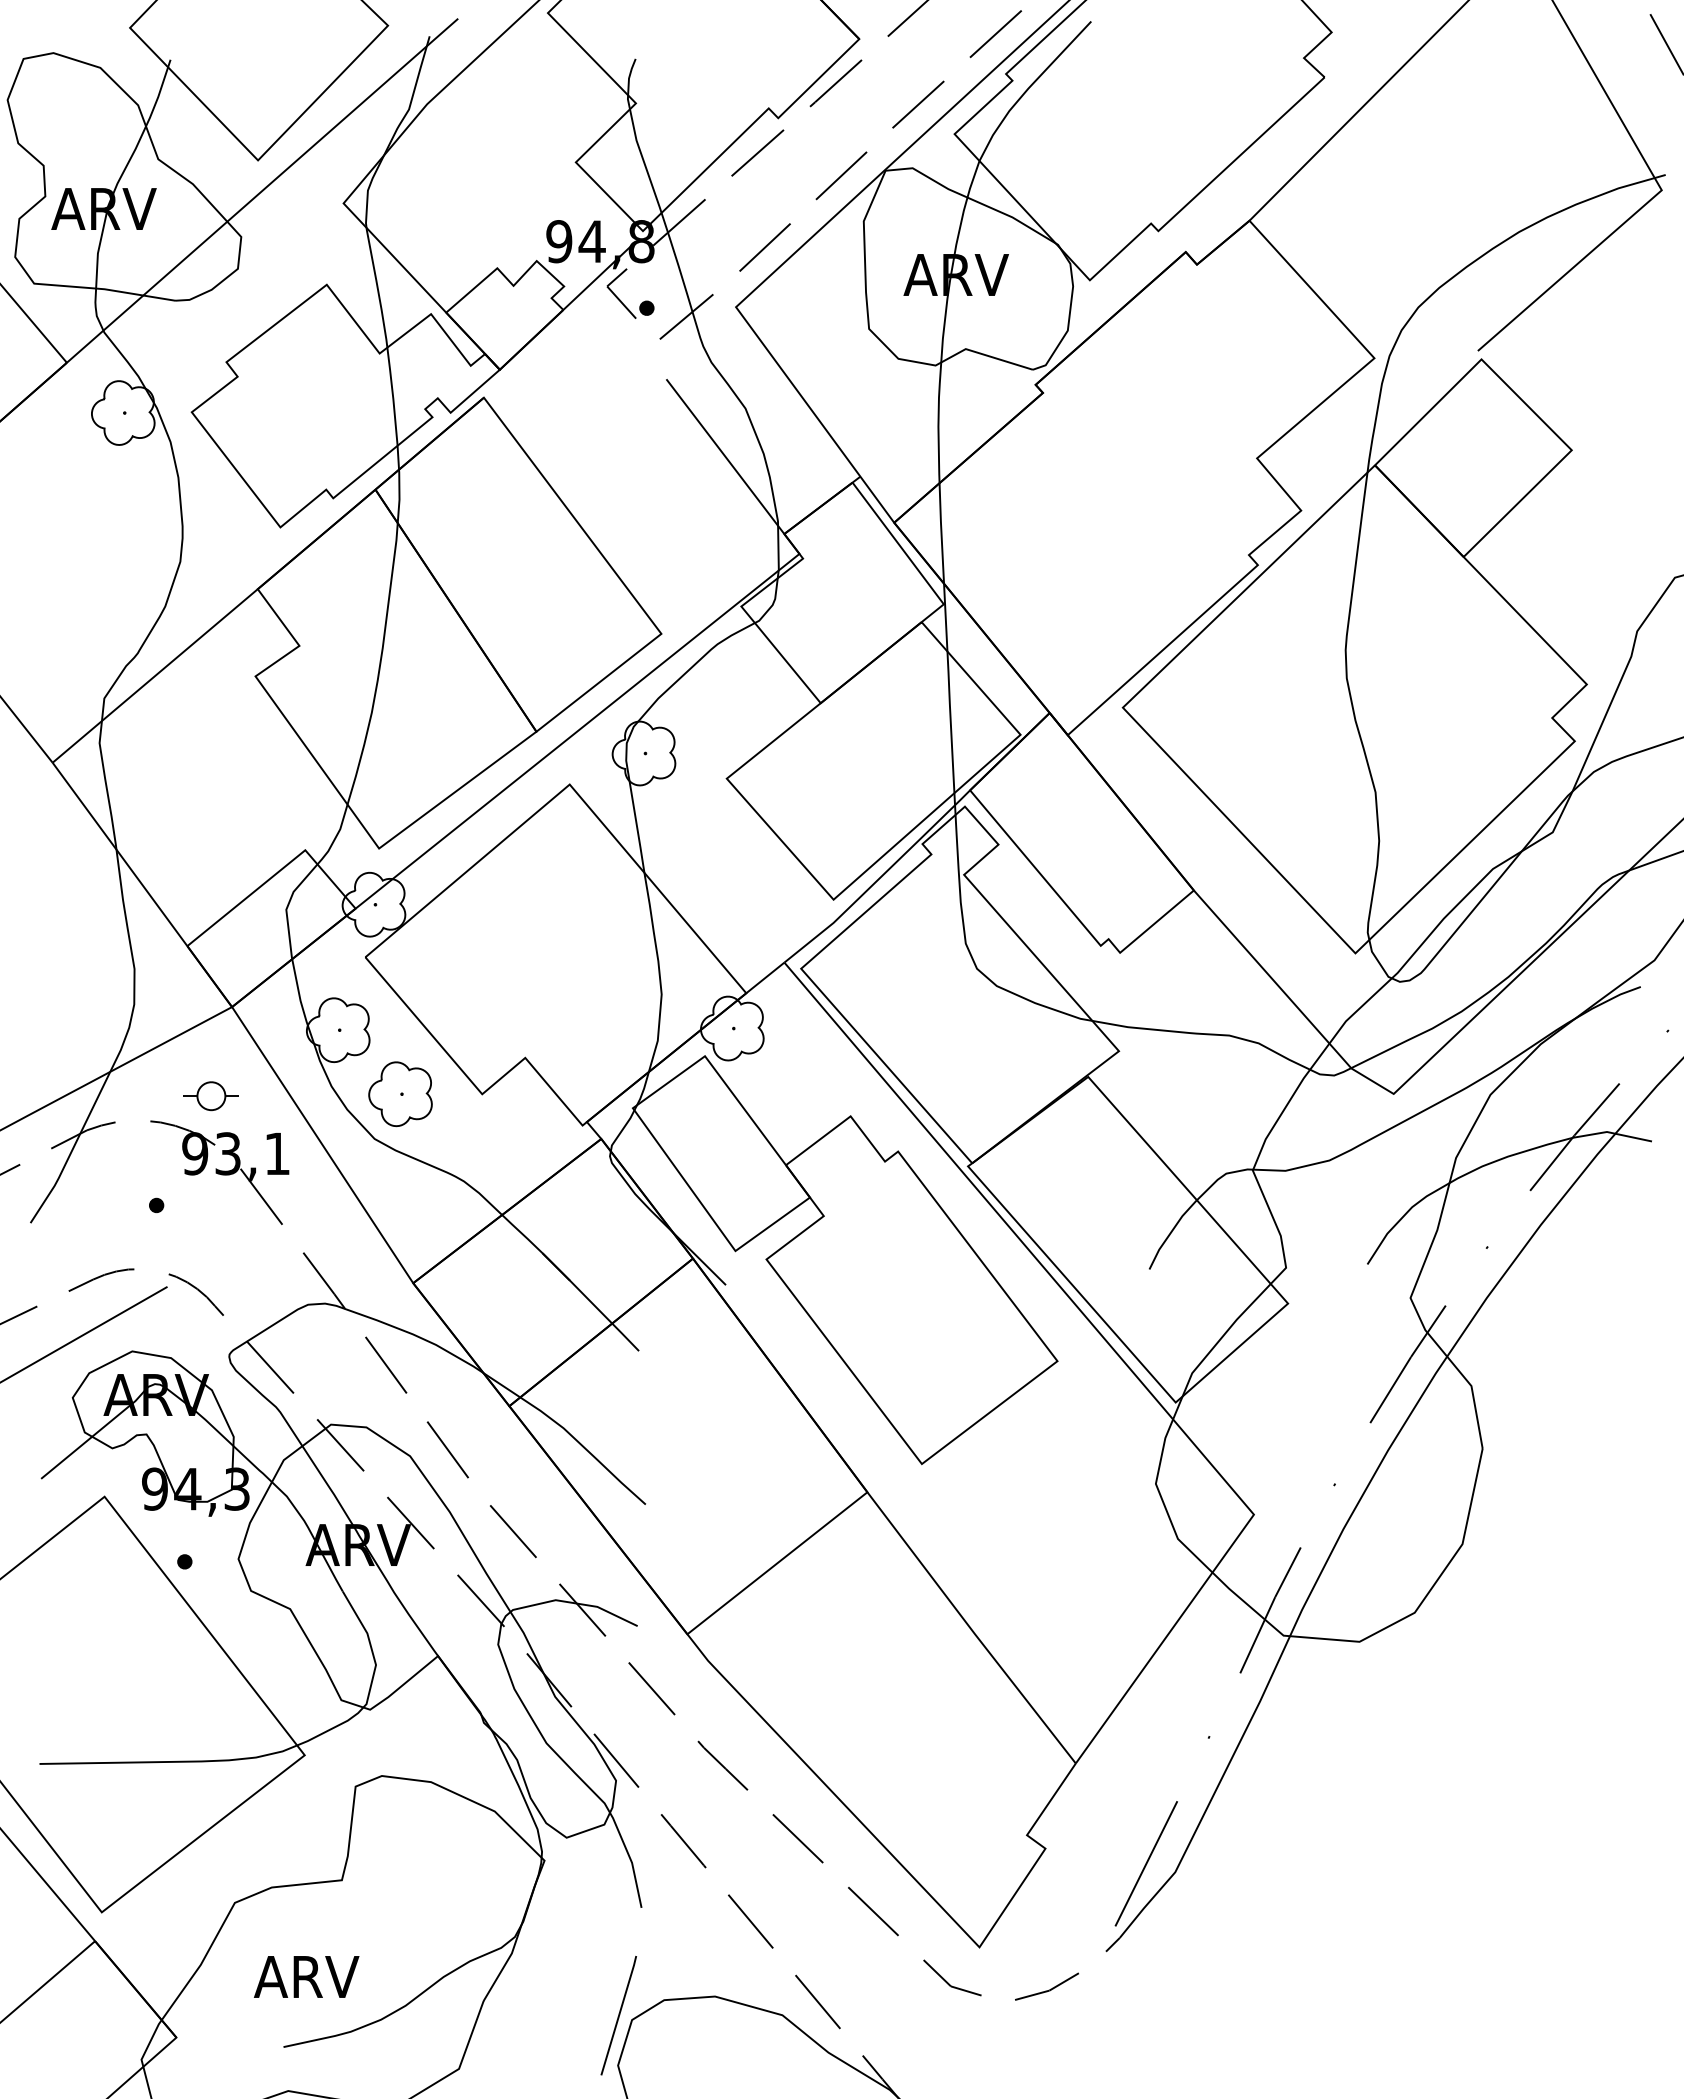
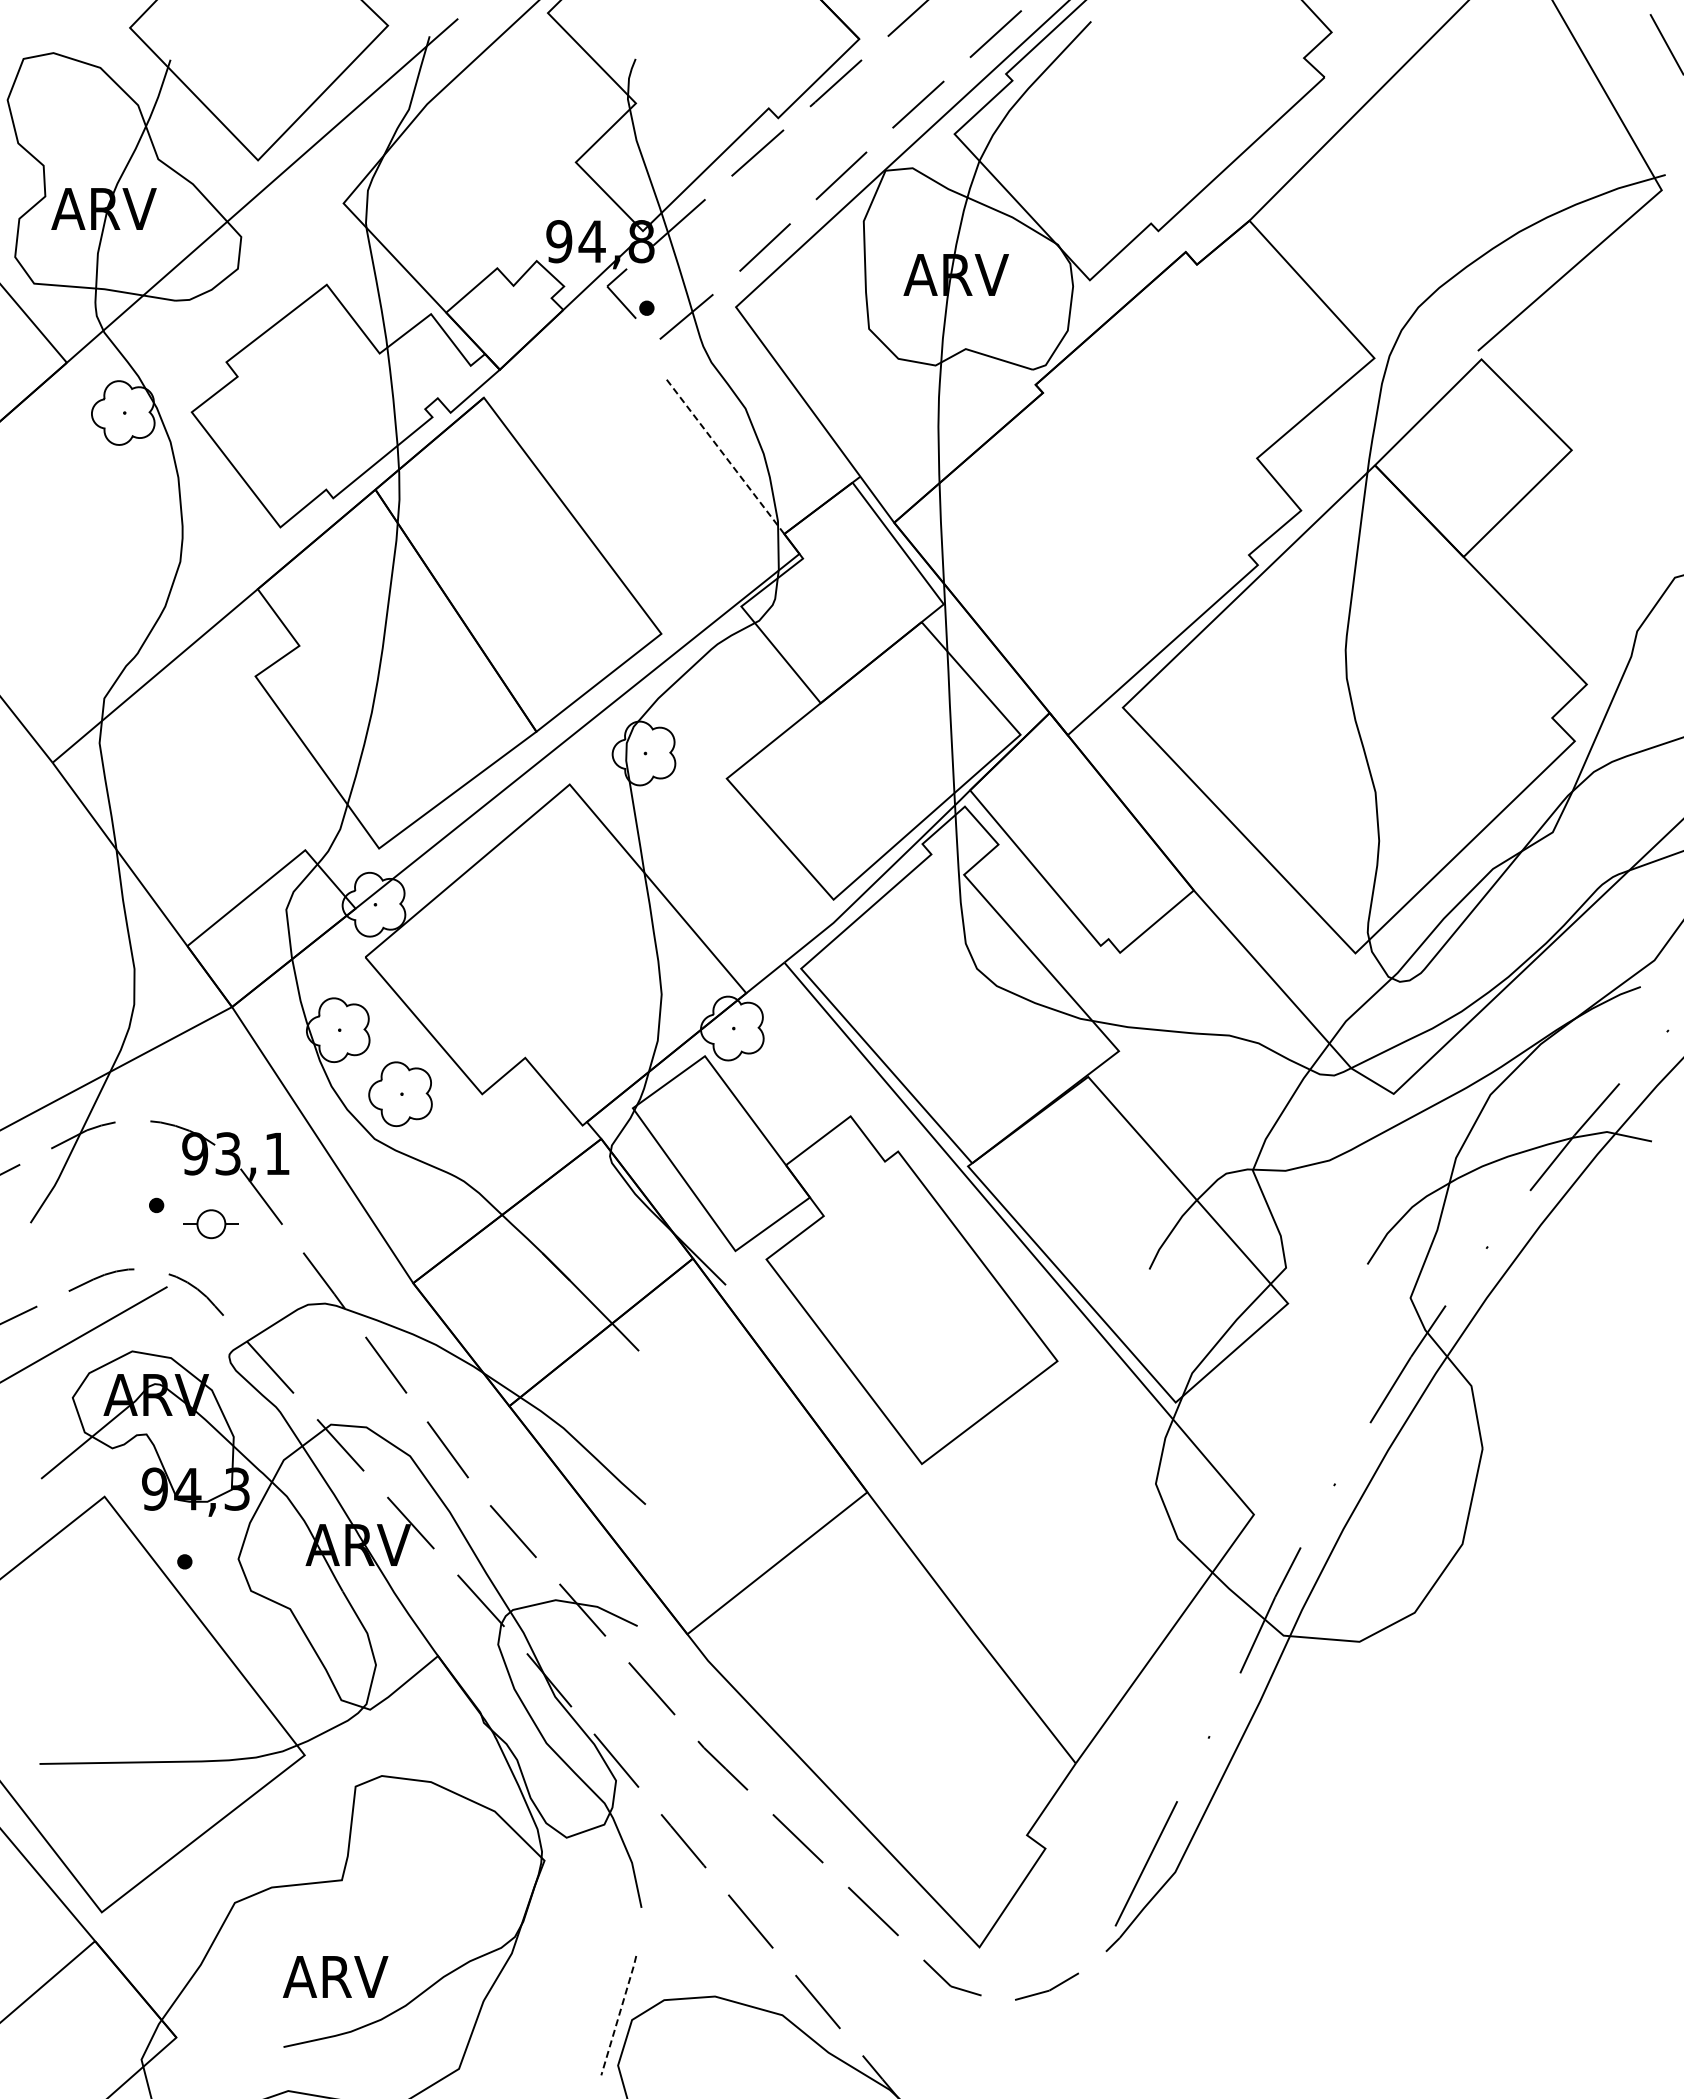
line: solid -> dashed (725, 456)
part position: (210, 1096) -> (210, 1224) (210, 1224)
text position: (306, 1976) -> (335, 1976) (335, 1976)
line: solid -> dashed (619, 2015)
